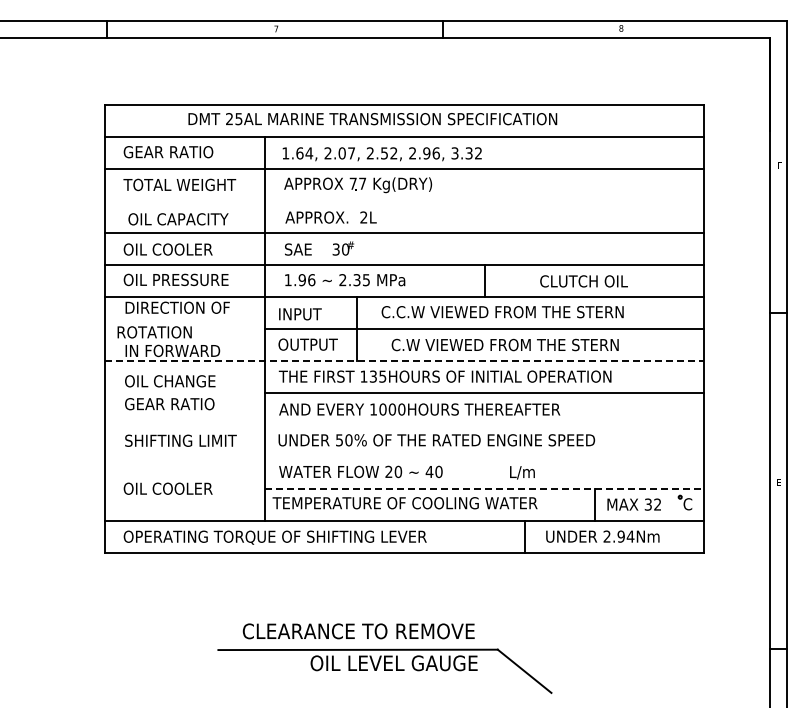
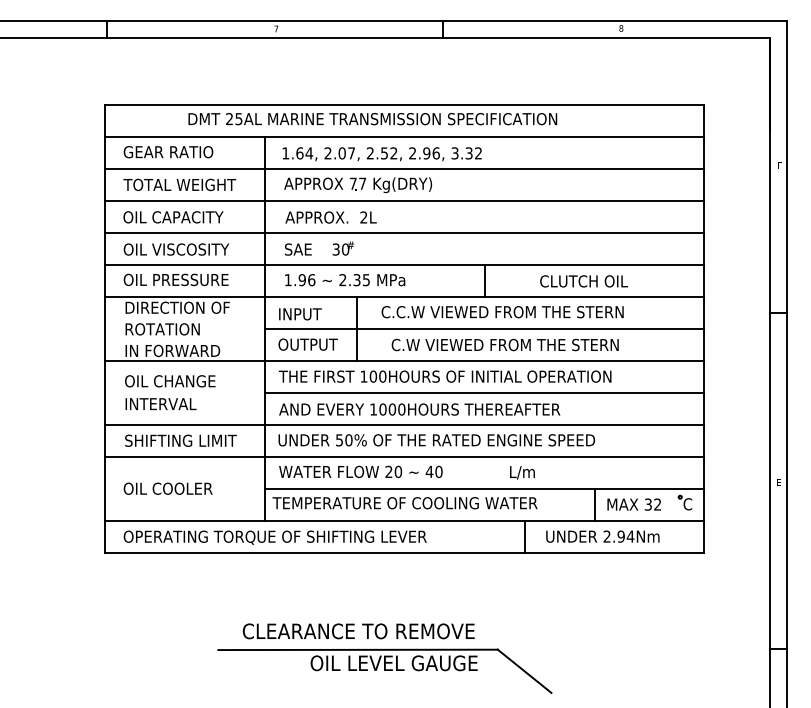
line: none -> present (404, 201)
text position: (178, 219) -> (173, 217) (173, 217)
text: OIL COOLER -> OIL VISCOSITY (190, 249)
text position: (154, 332) -> (162, 329) (162, 329)
line: dashed -> solid (404, 360)
text: 135HOURS -> 100HOURS (377, 376)
text: GEAR RATIO -> INTERVAL (169, 404)
line: none -> present (404, 424)
line: none -> present (404, 456)
line: dashed -> solid (484, 488)
